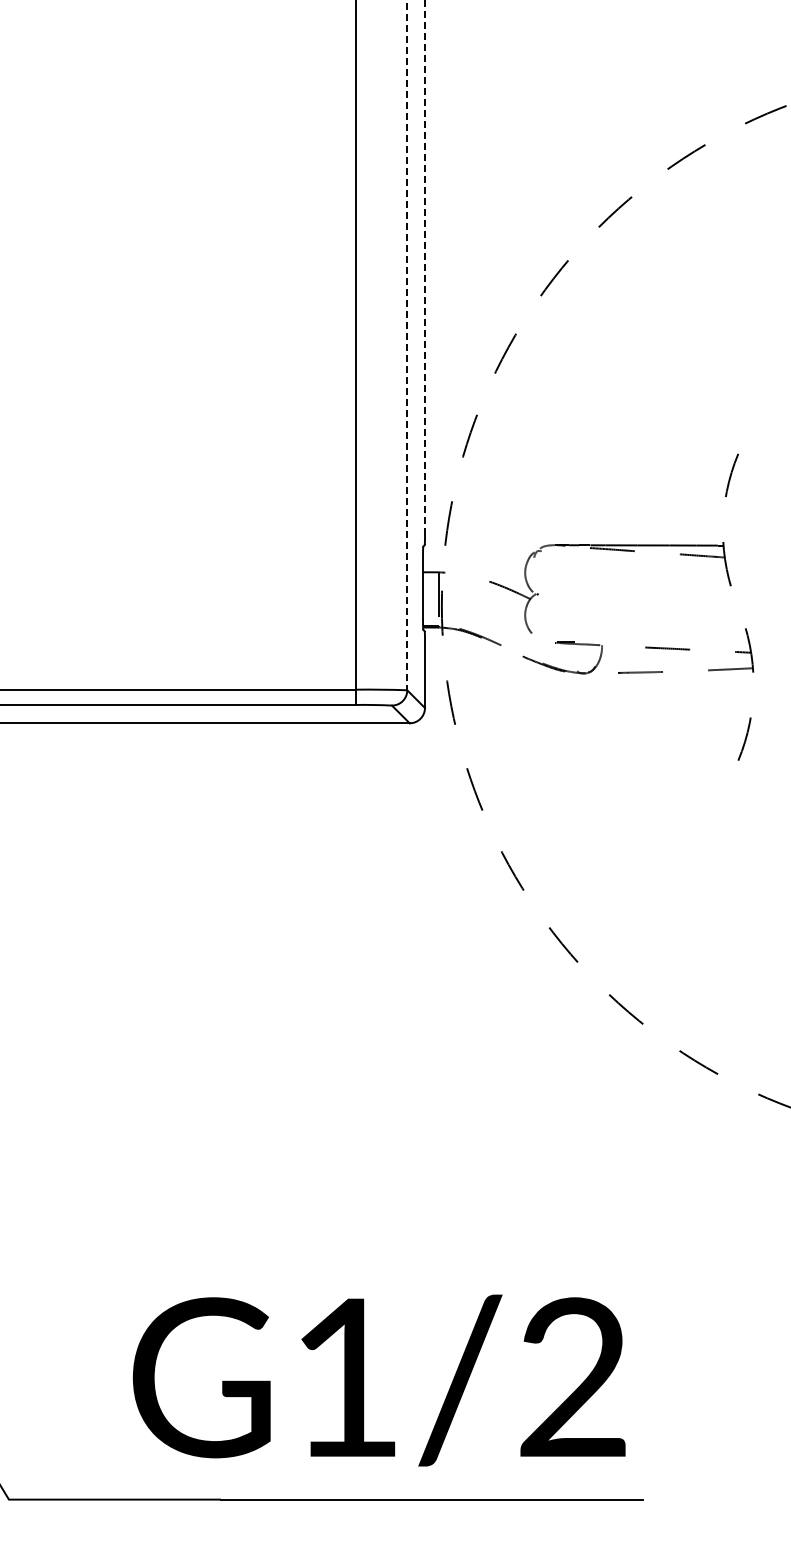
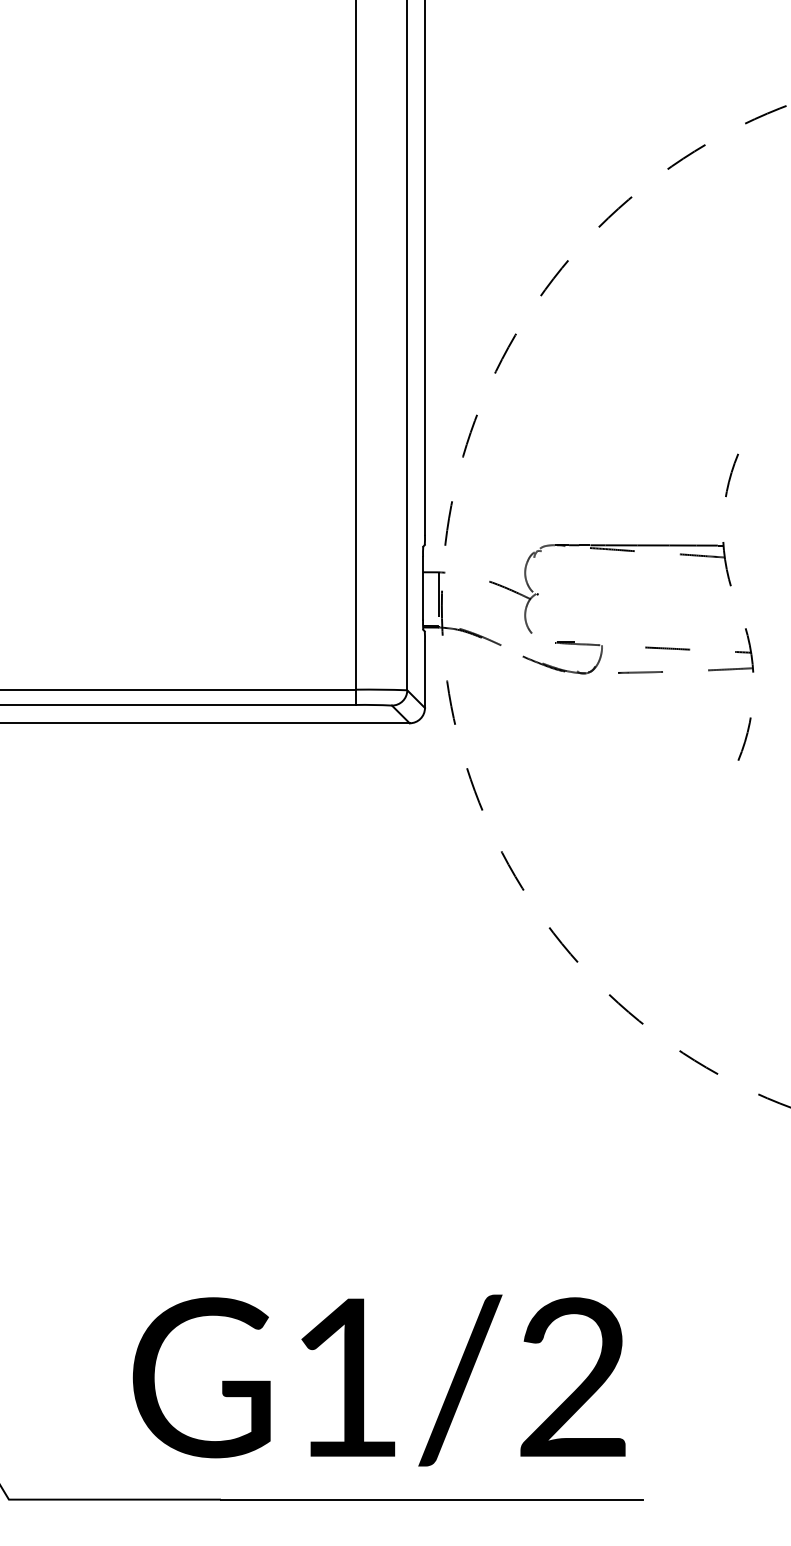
line: dashed -> solid (424, 266)
line: dashed -> solid (407, 345)
